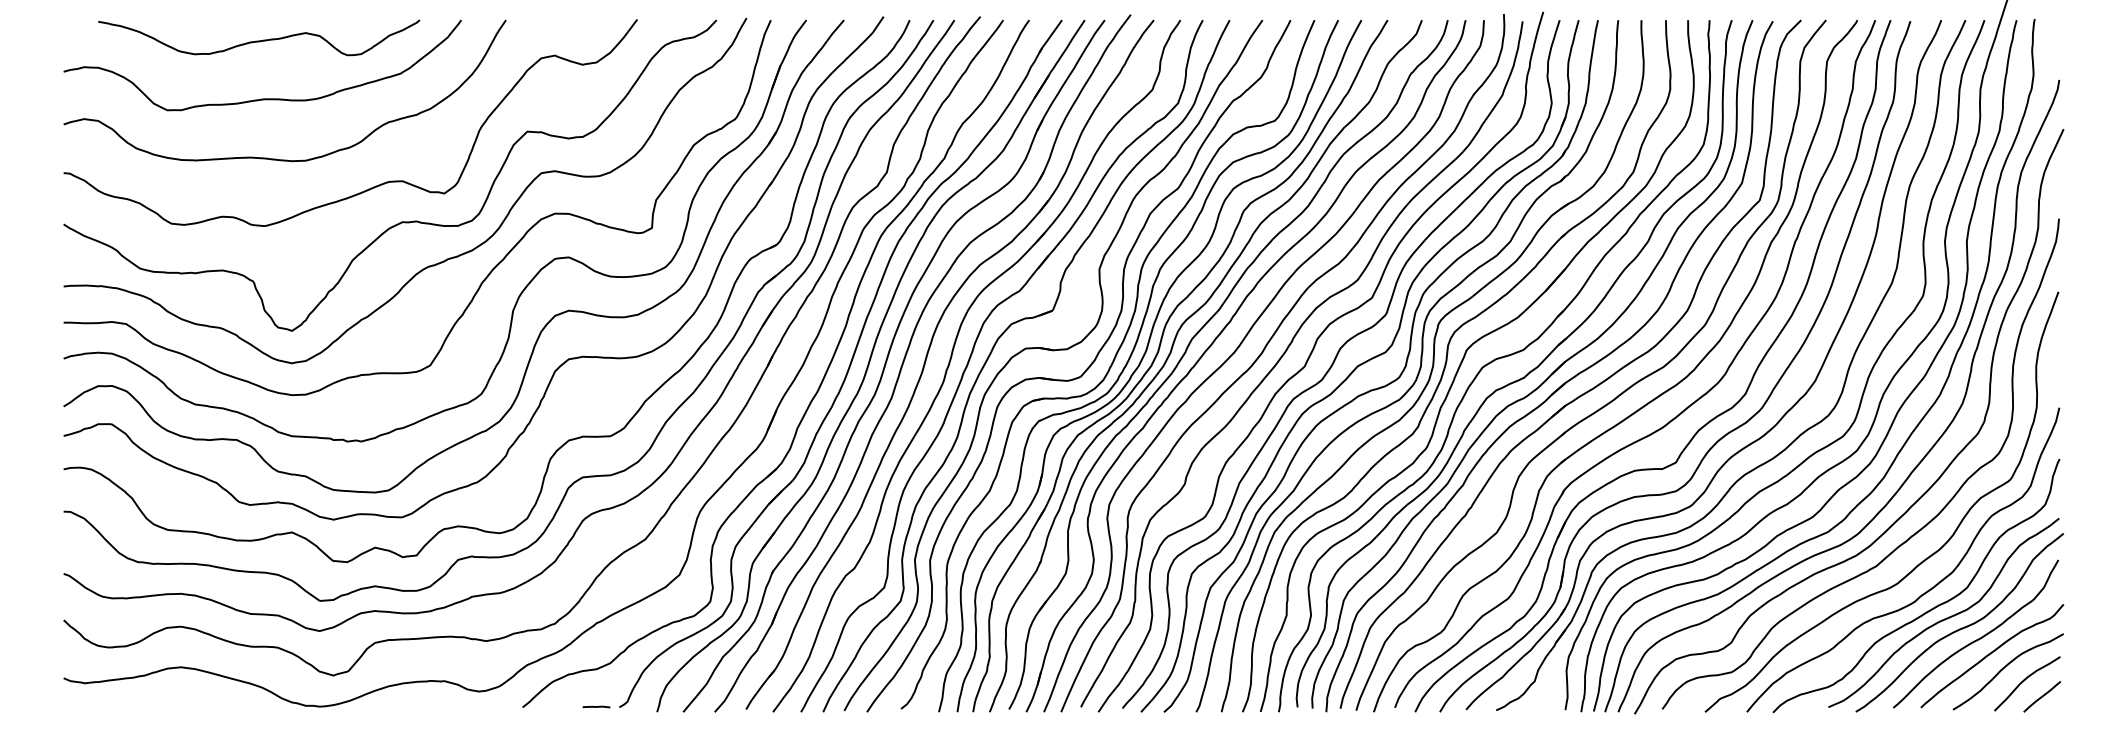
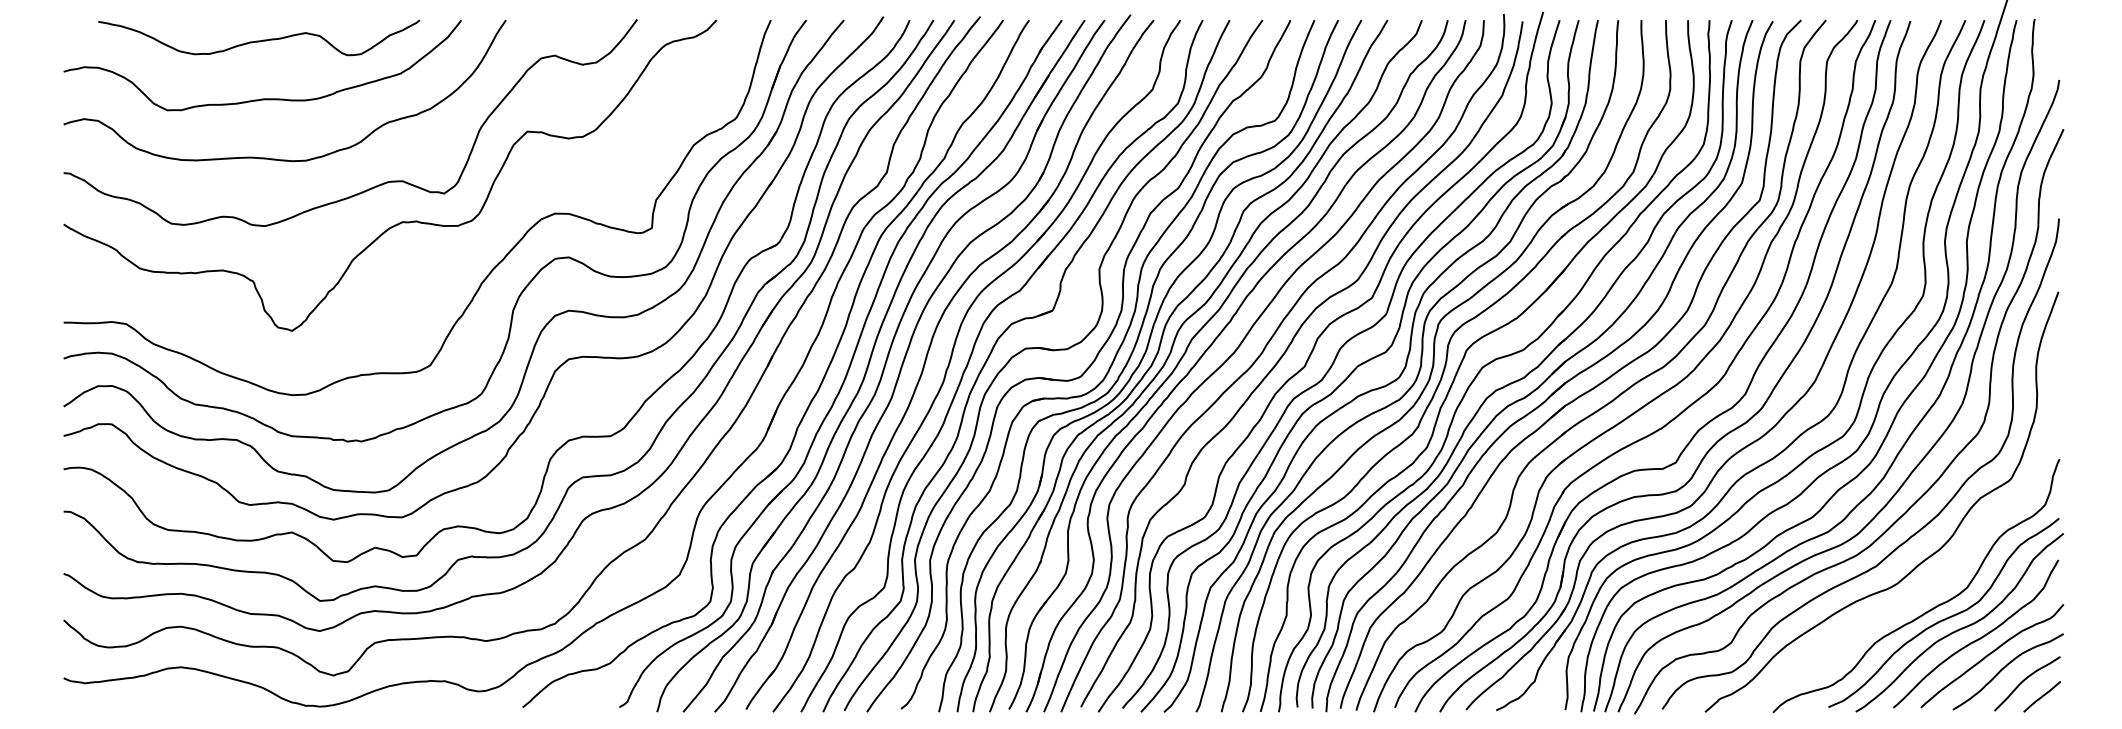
curve: present -> none (429, 265)
curve: present -> none (1925, 591)
line: present -> none (596, 706)
